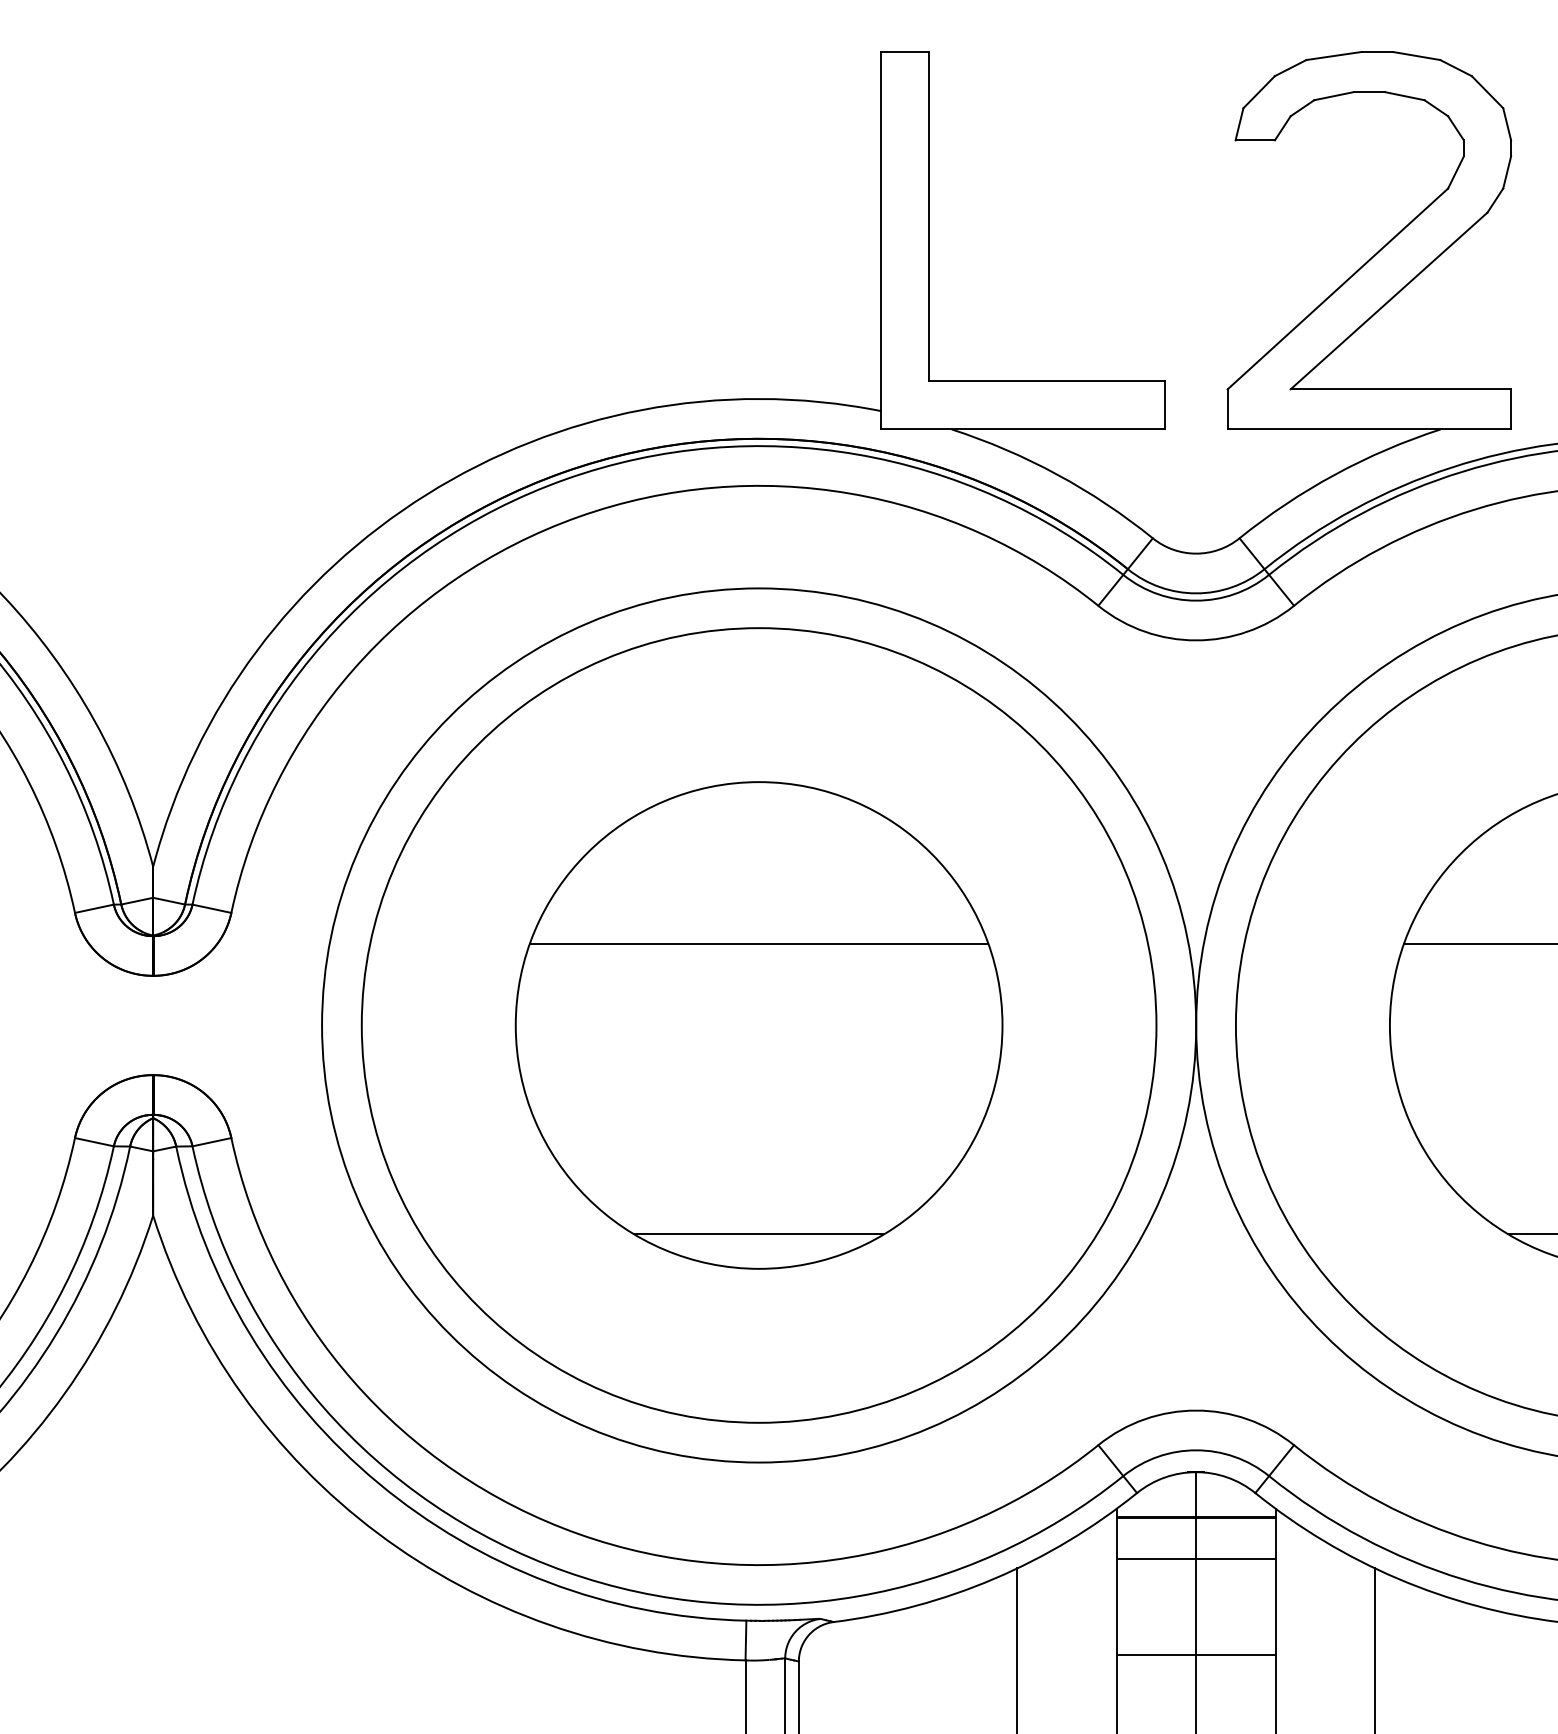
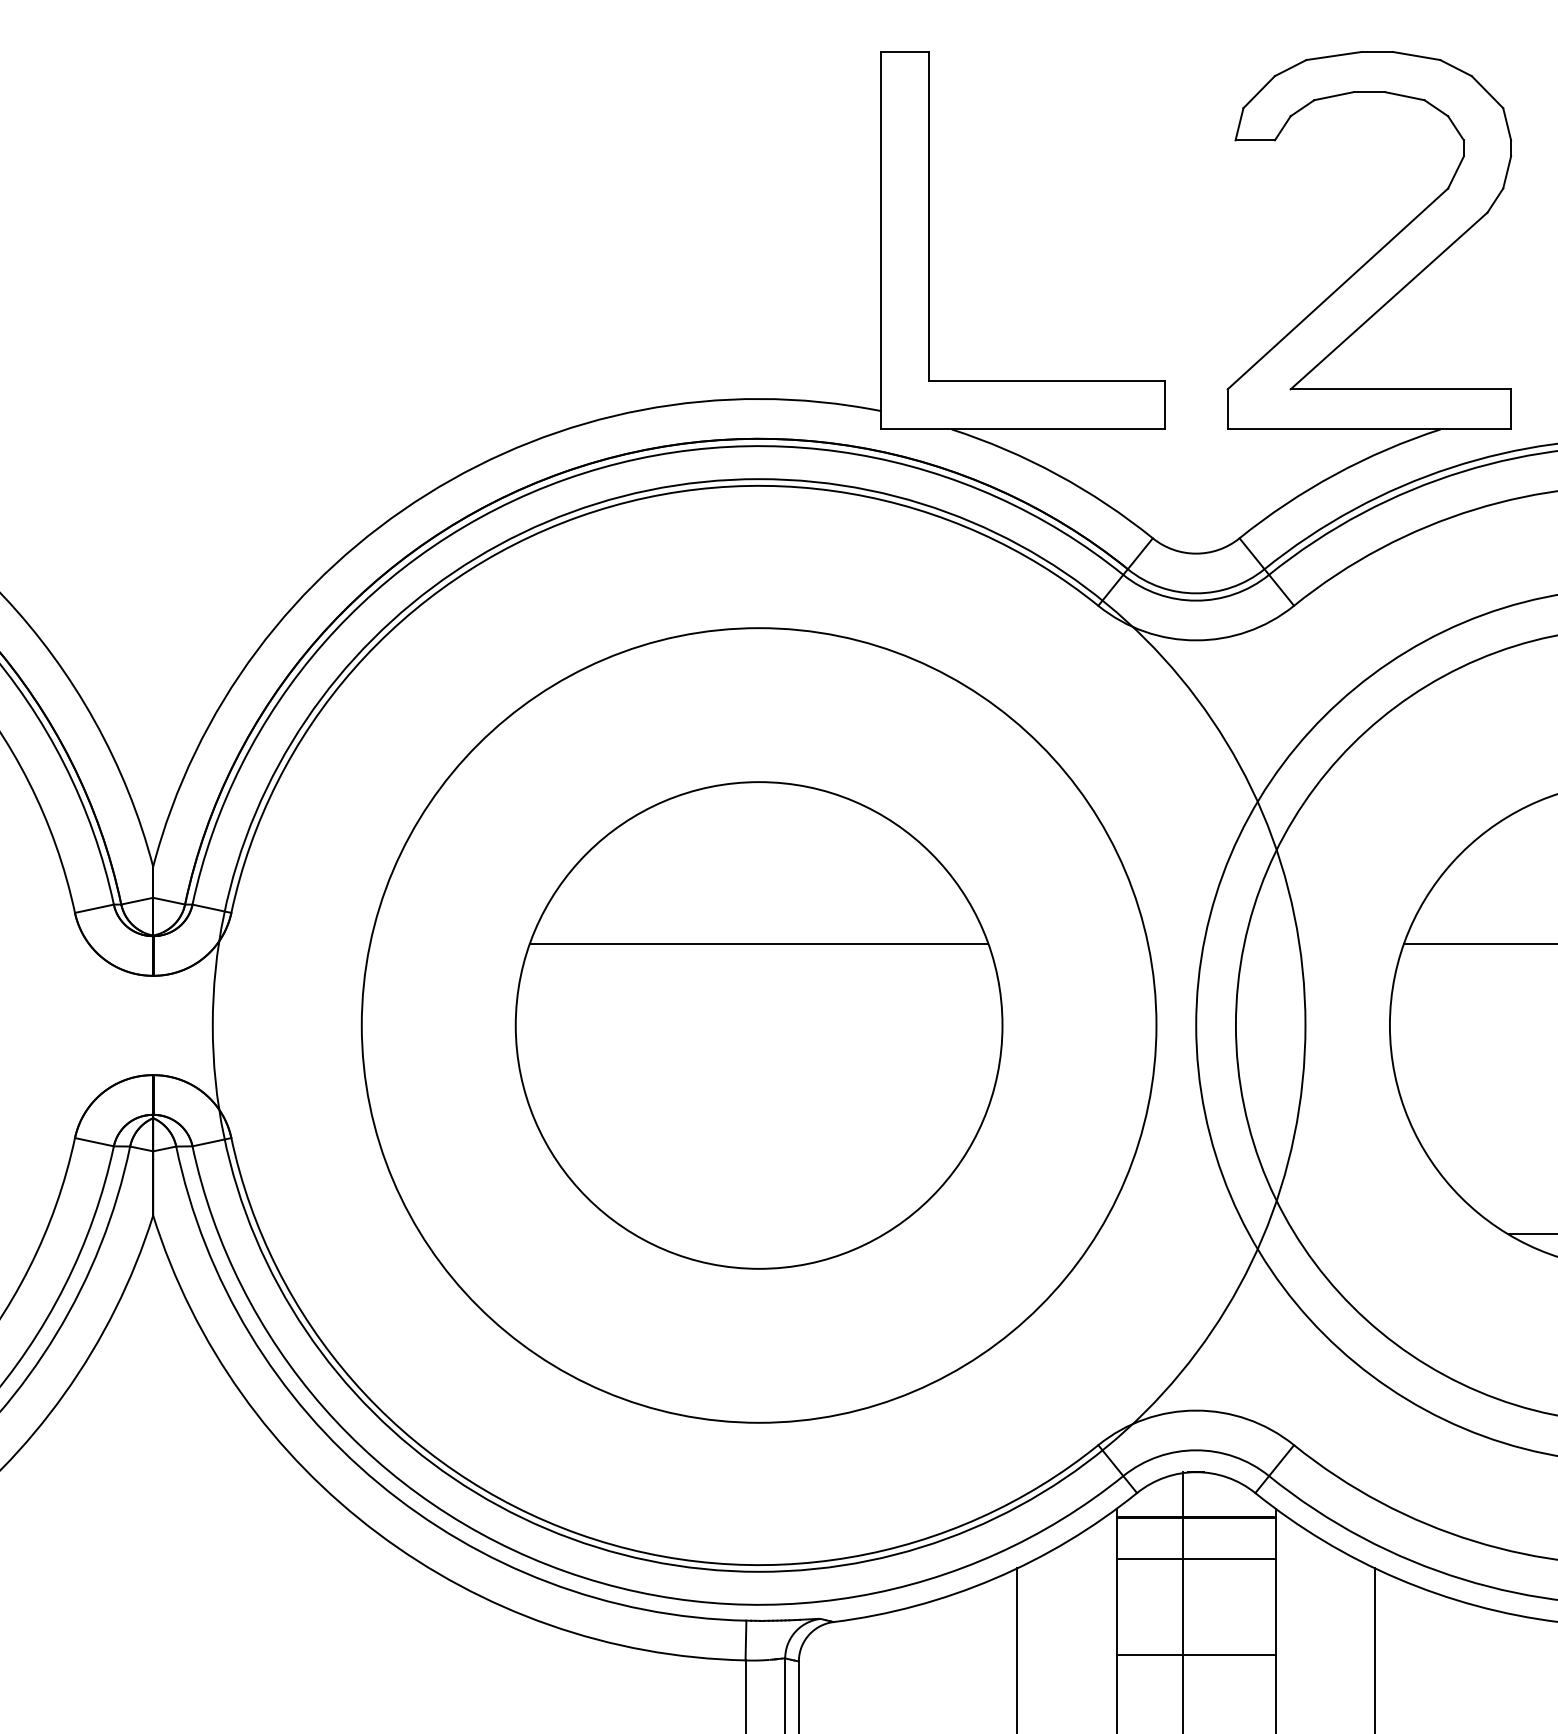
circle diameter: 874 px -> 1093 px (758, 1025)
line: present -> none (759, 1234)
line position: (1196, 1601) -> (1183, 1601) (1183, 1601)
